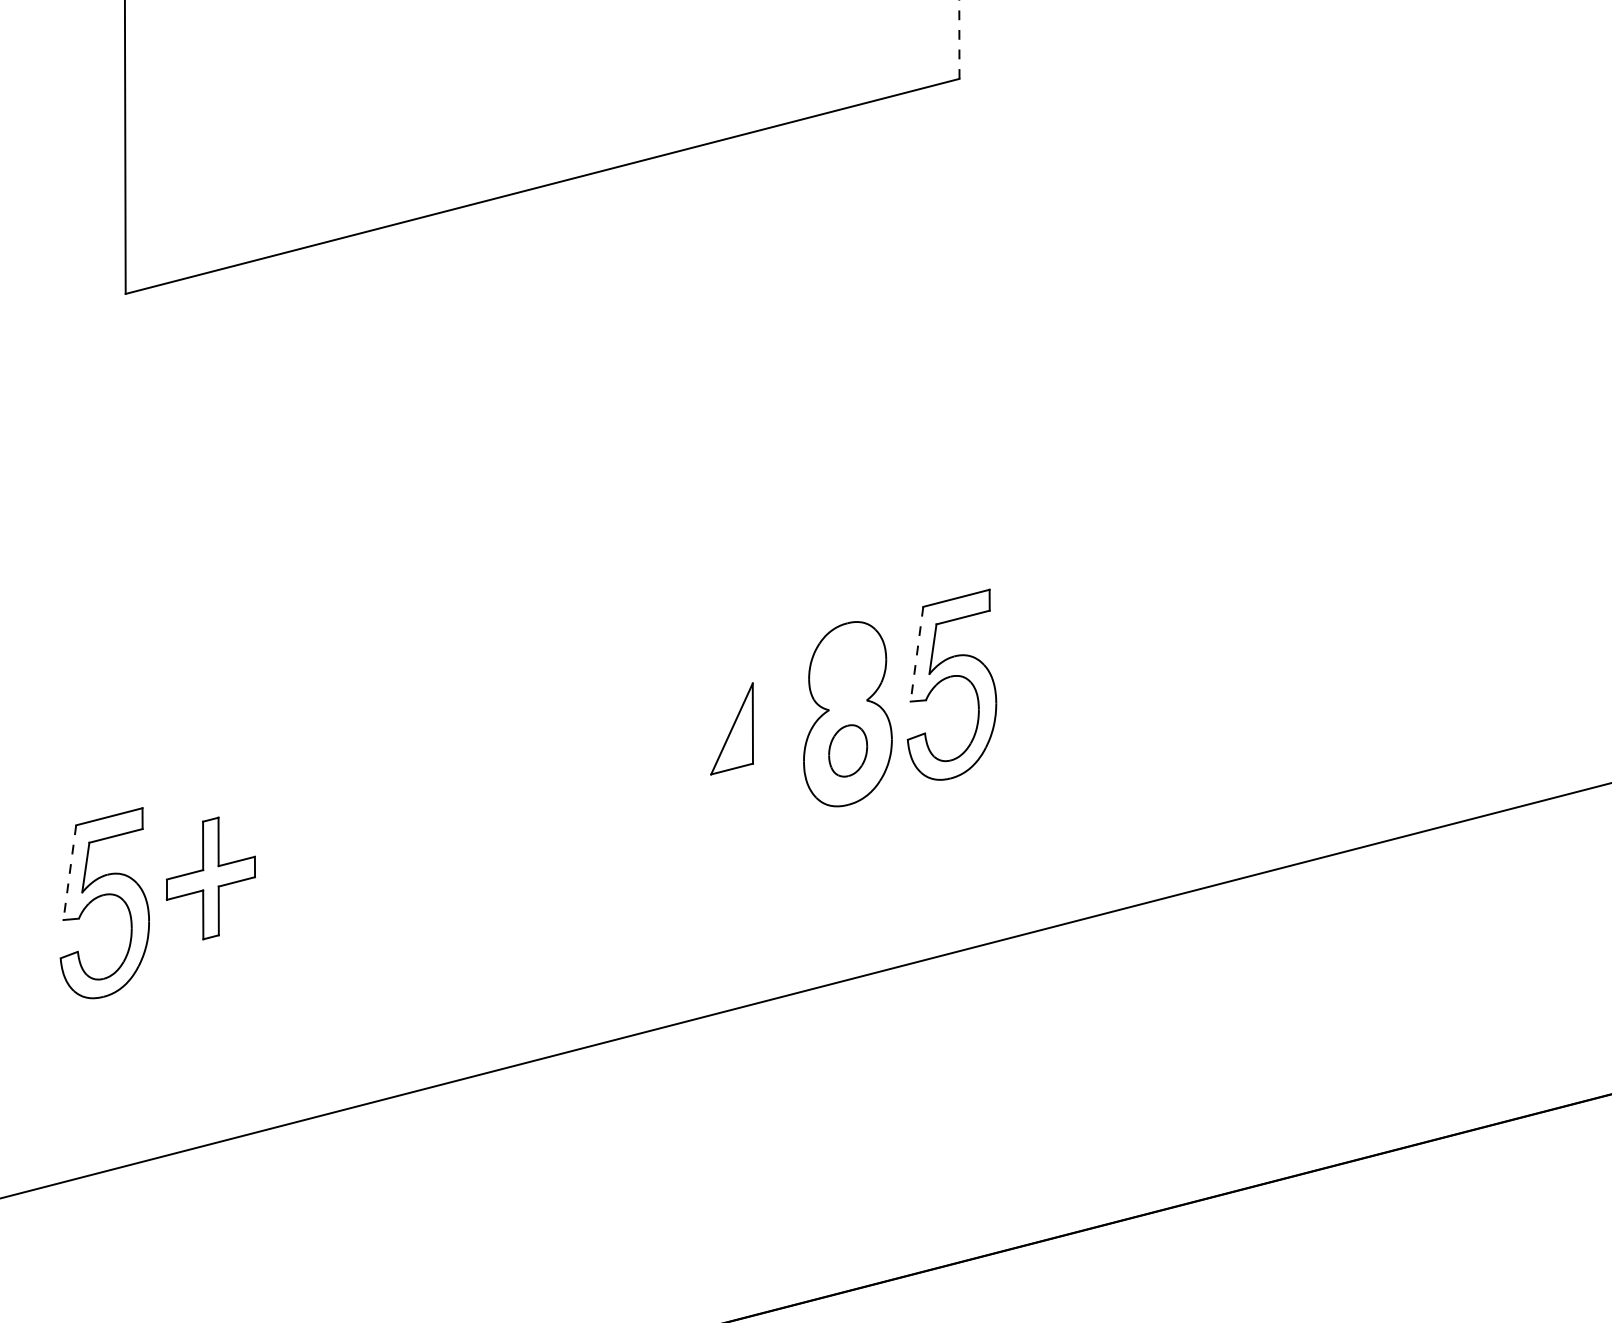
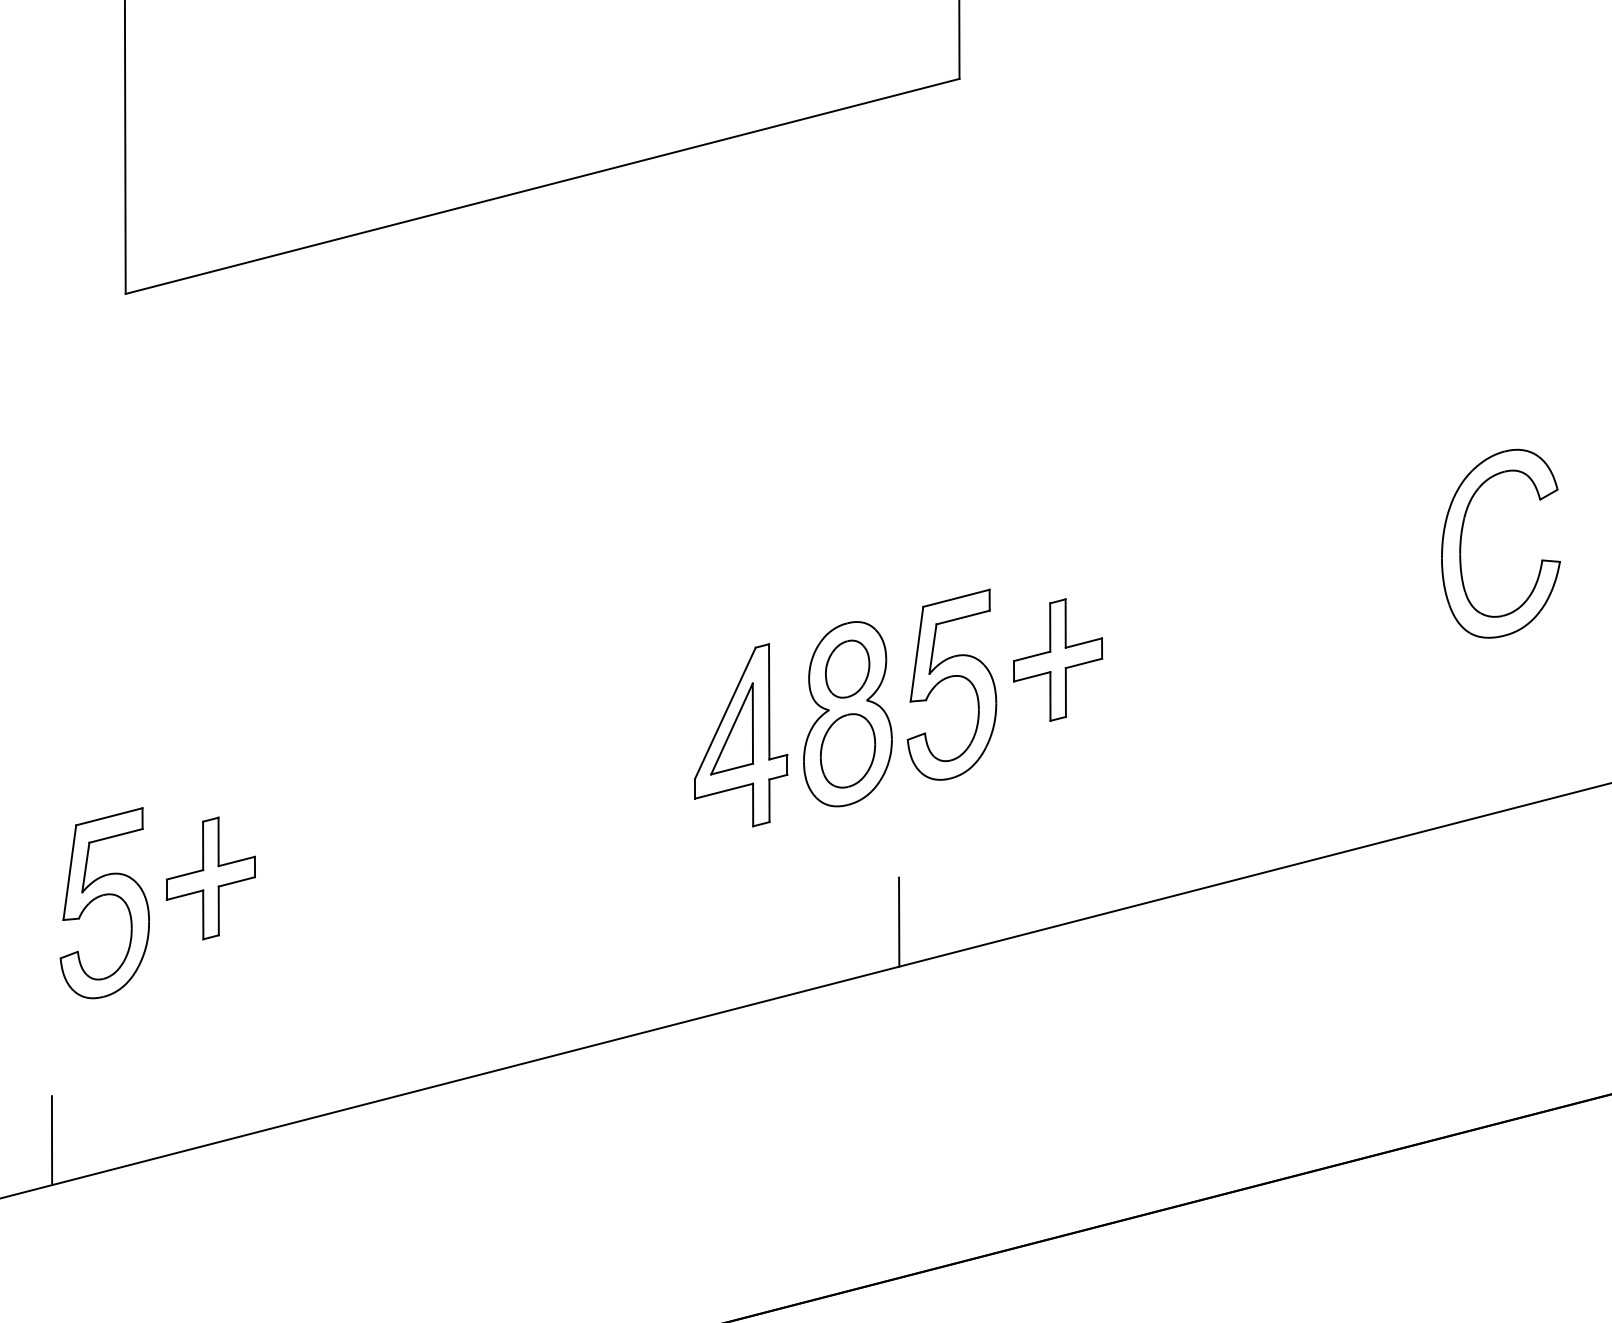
line: dashed -> solid (959, 39)
part: none -> present (1462, 535)
line: dashed -> solid (916, 654)
part: none -> present (1058, 659)
part: none -> present (847, 668)
part: none -> present (741, 735)
part size: 41x54 px -> 57x76 px (848, 750)
line: dashed -> solid (69, 872)
line: none -> present (899, 921)
line: none -> present (51, 1140)
